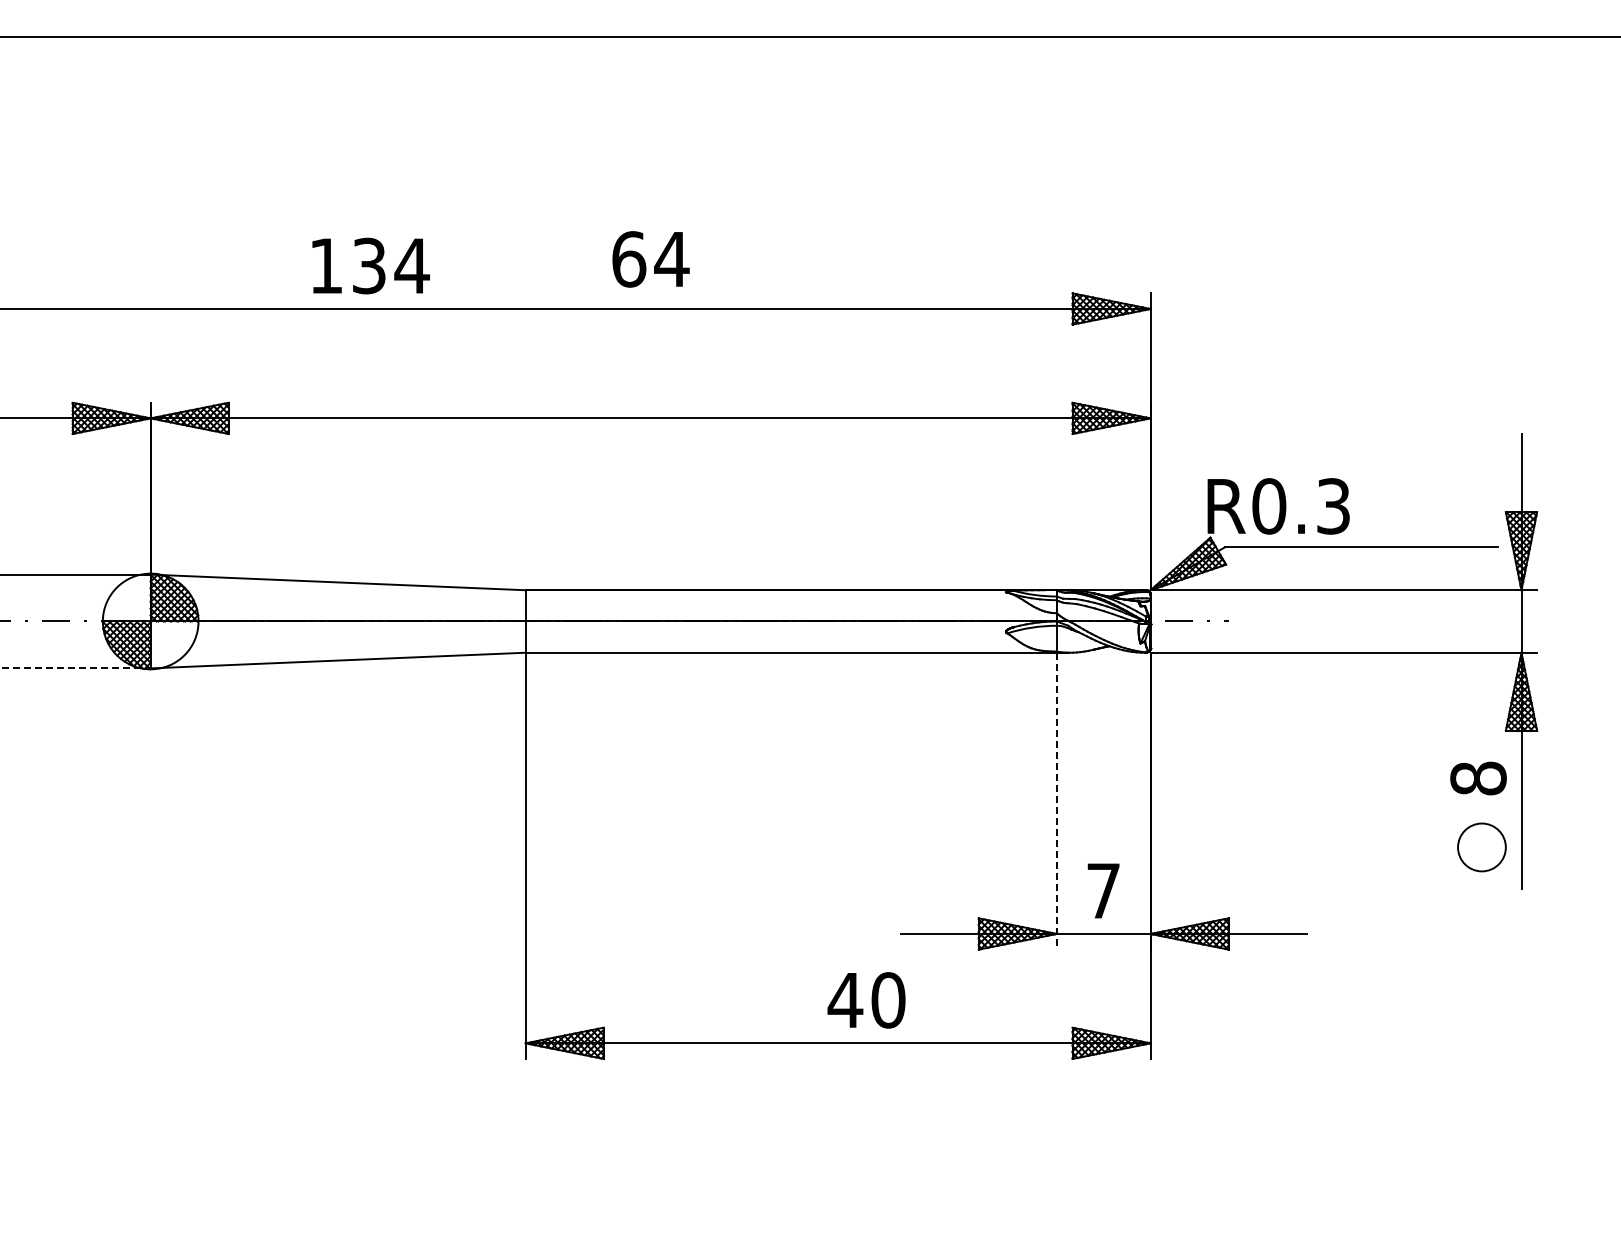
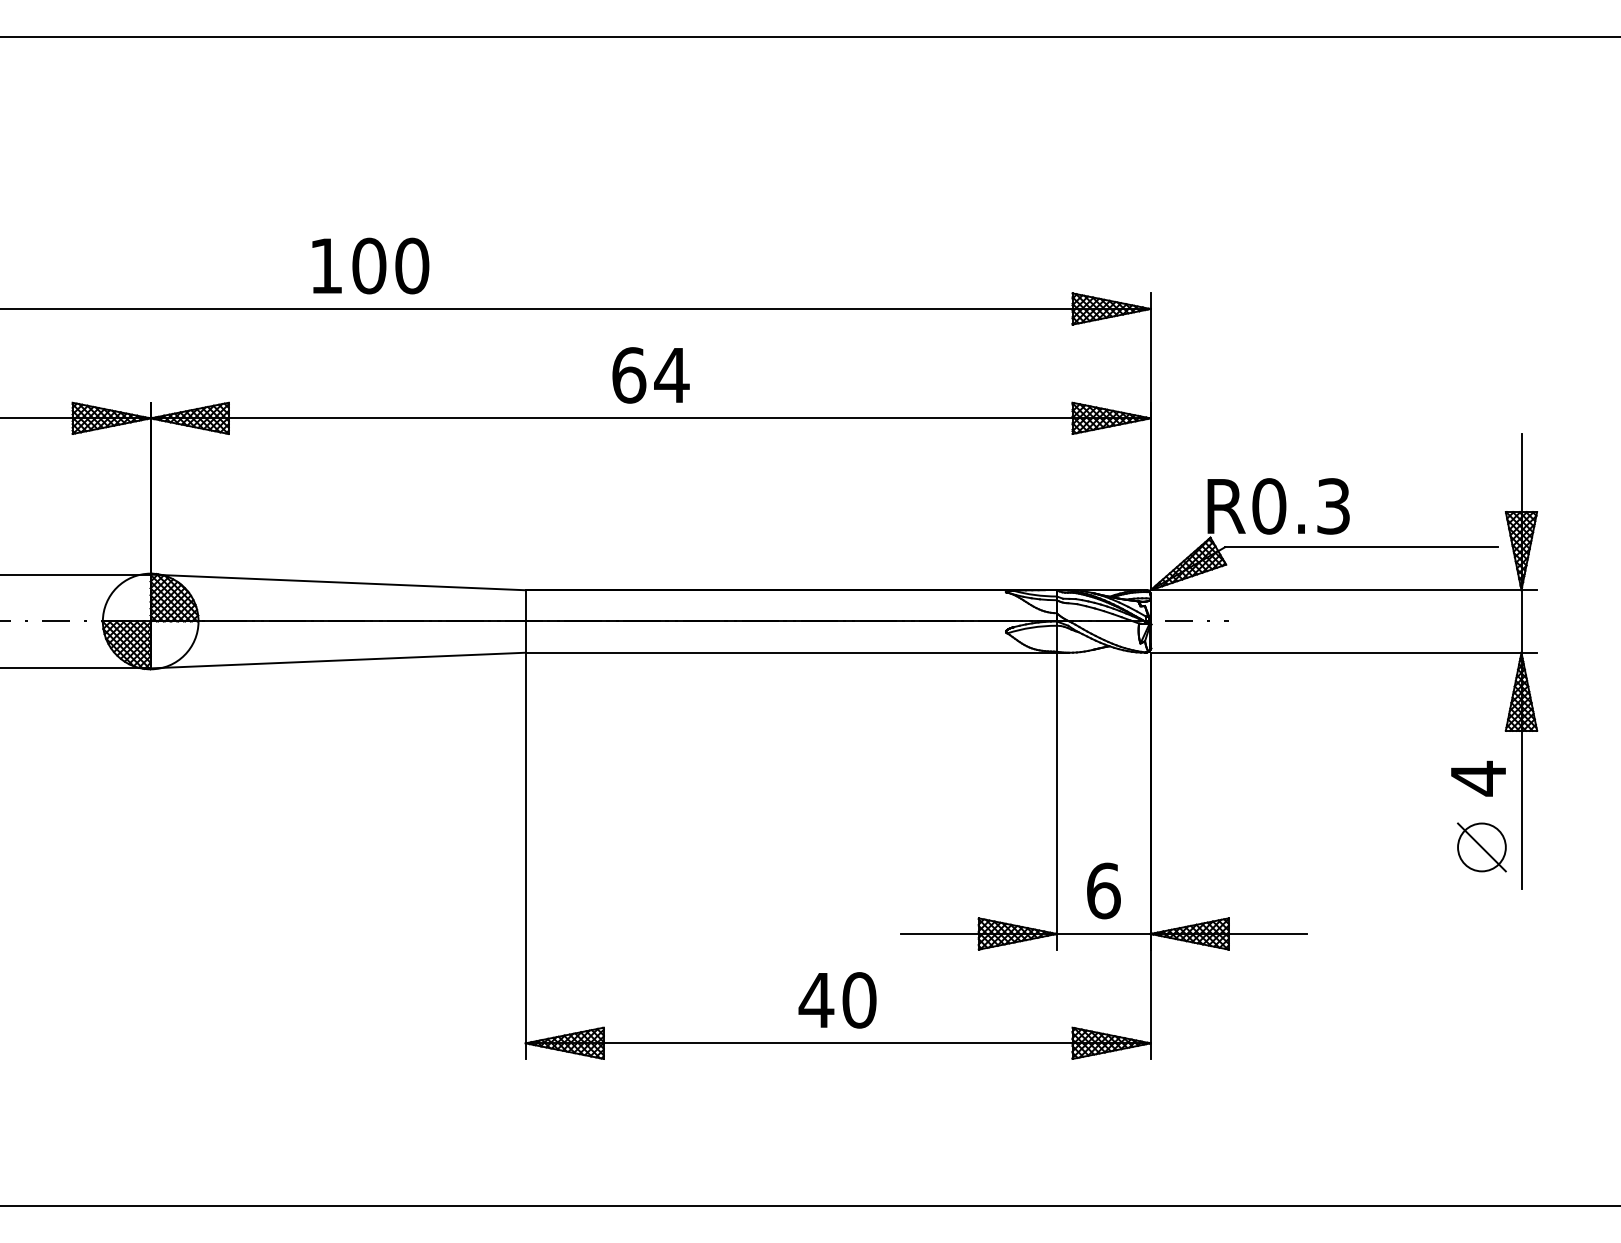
text position: (650, 259) -> (650, 375) (650, 375)
text: 134 -> 100 (390, 265)
line: dashed -> solid (75, 668)
text: 8 -> 4 (1478, 778)
line: dashed -> solid (1056, 801)
line: none -> present (1481, 847)
text: 7 -> 6 (1103, 890)
text position: (866, 1000) -> (837, 1000) (837, 1000)
line: none -> present (809, 1205)
